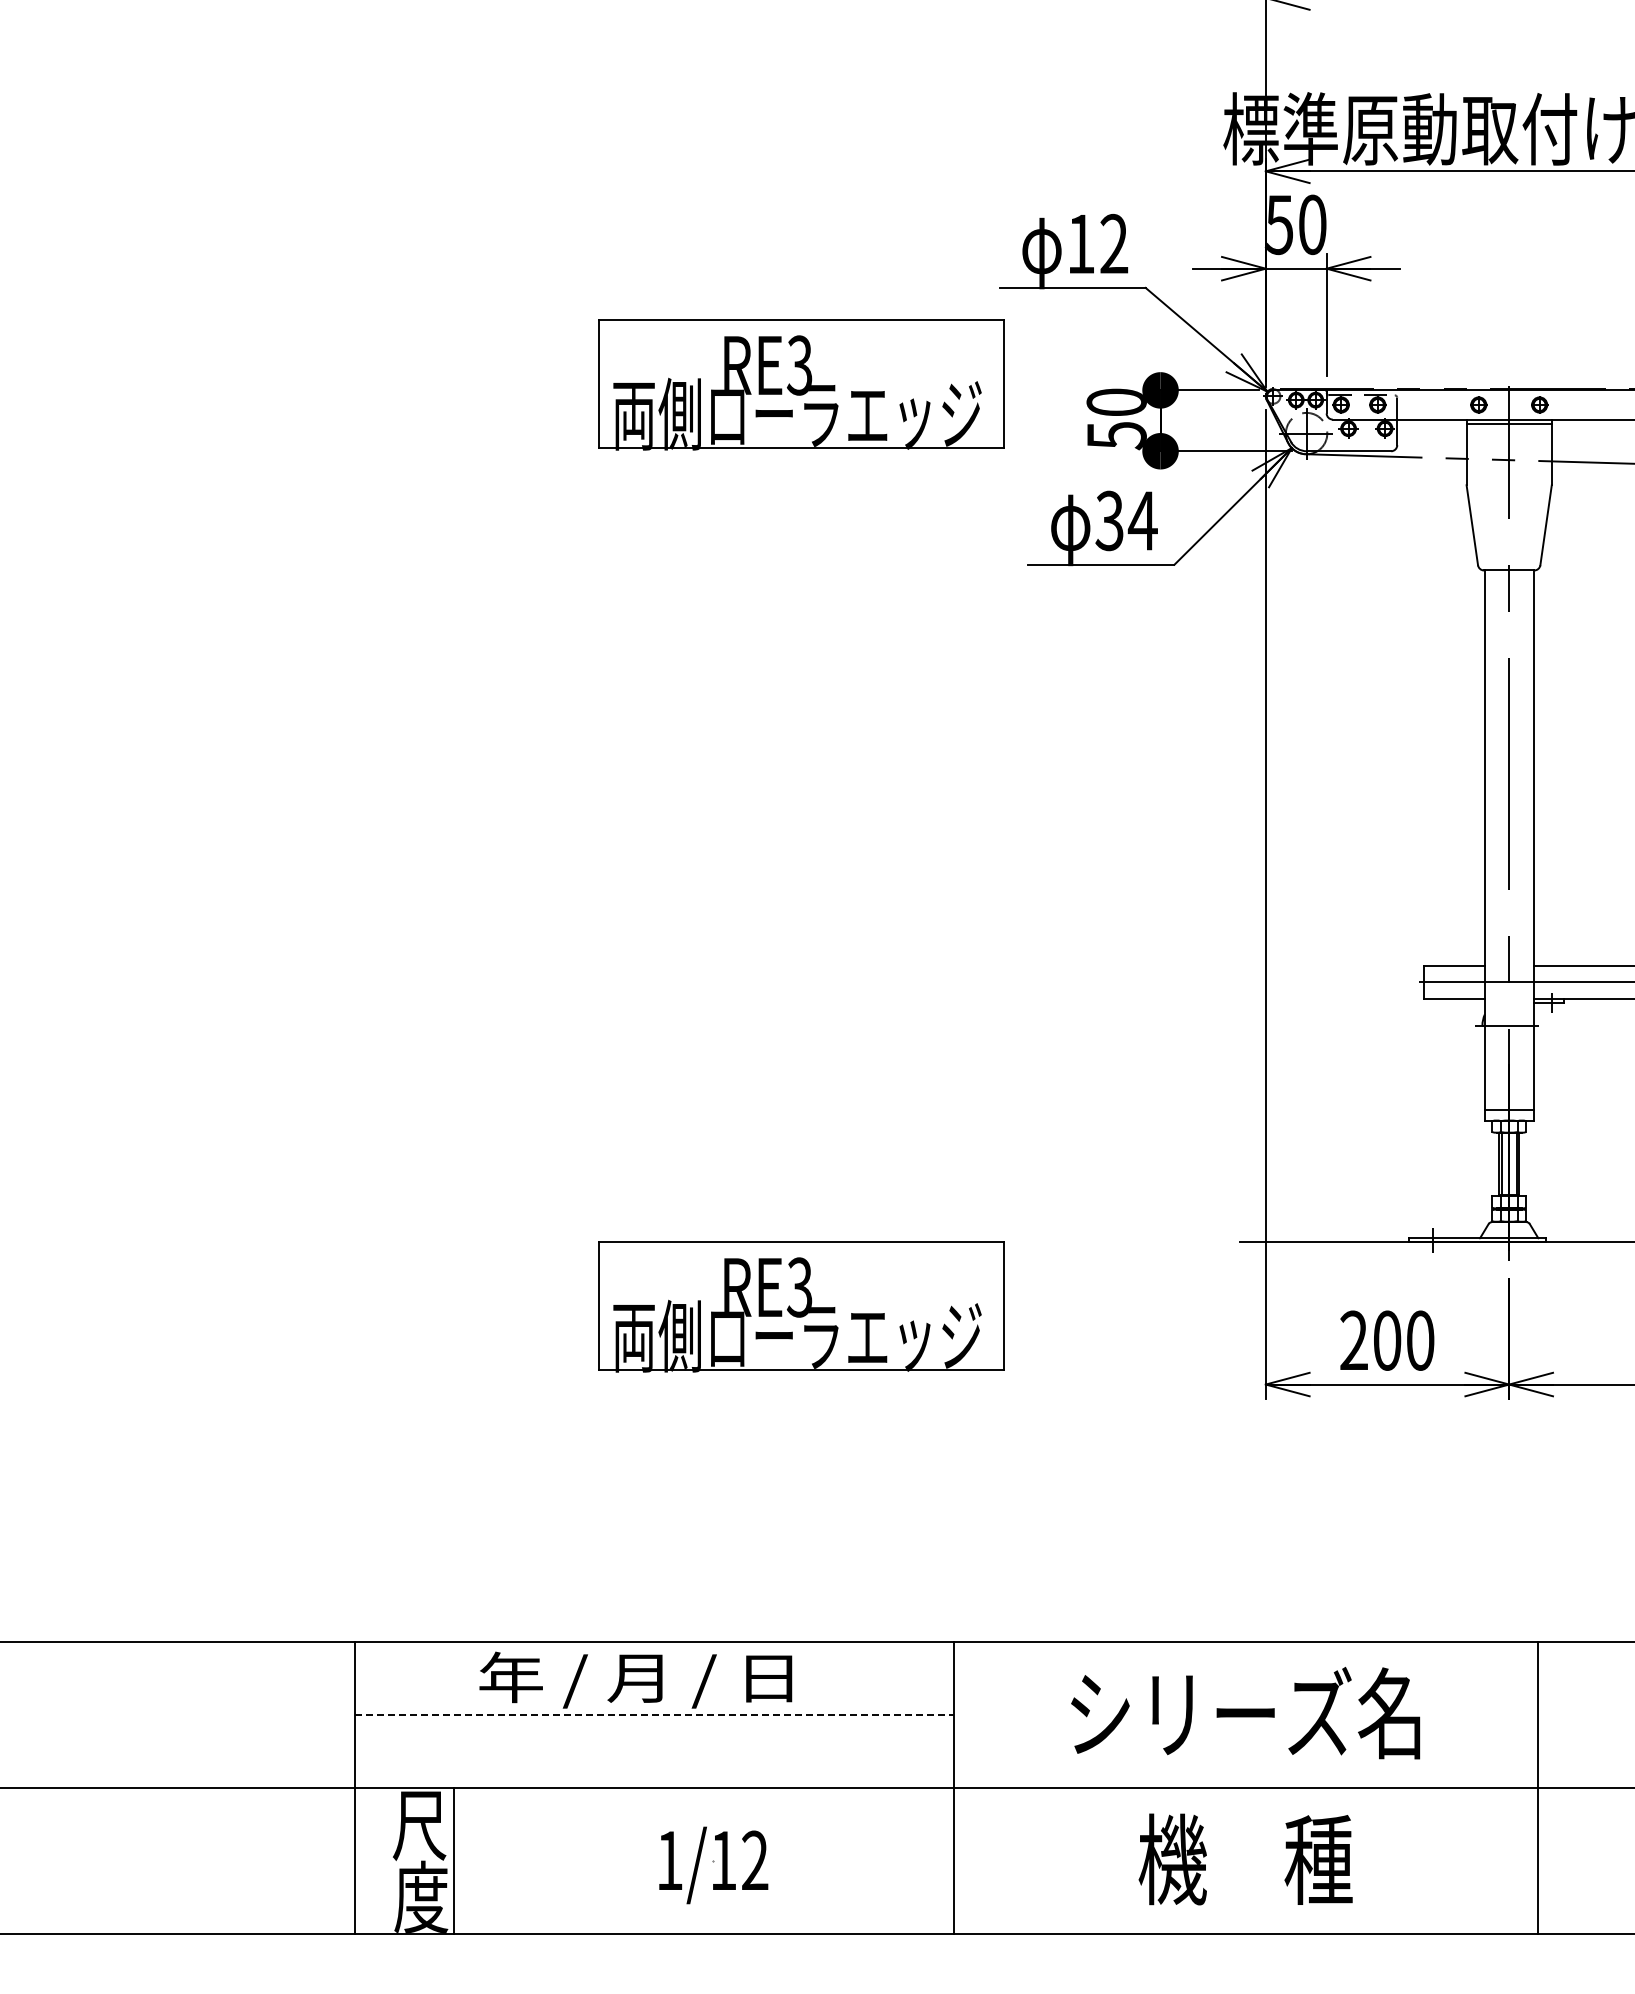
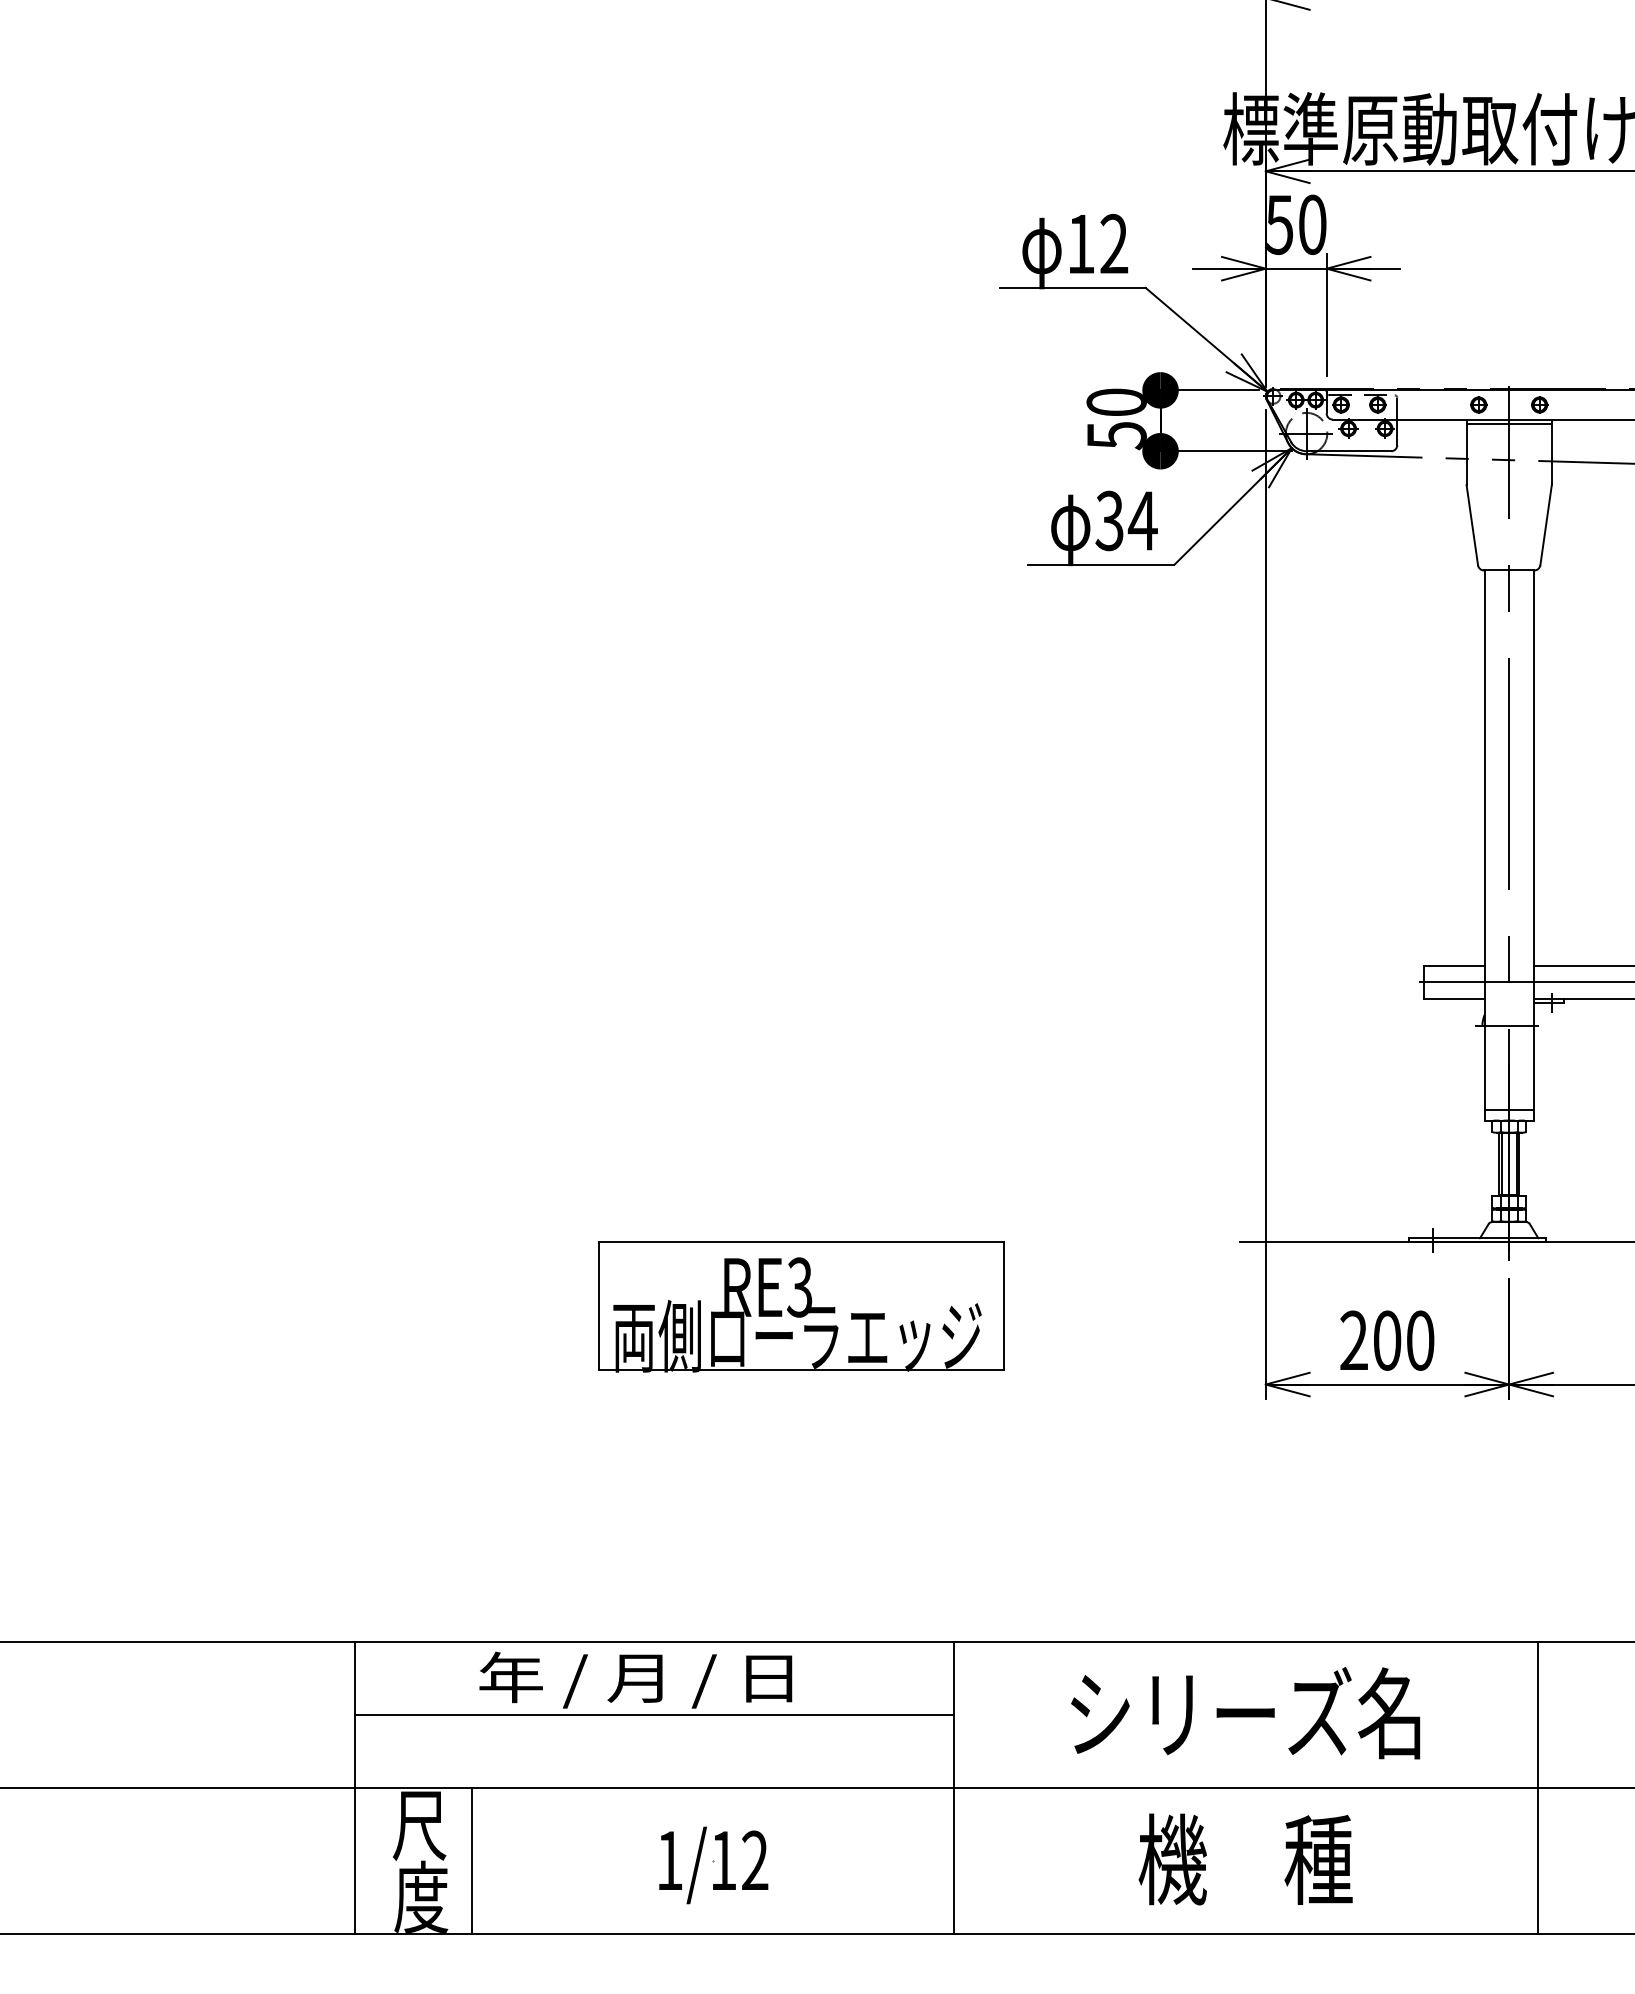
part: present -> none (801, 384)
line: dashed -> solid (654, 1714)
line position: (453, 1860) -> (471, 1860) (471, 1860)
